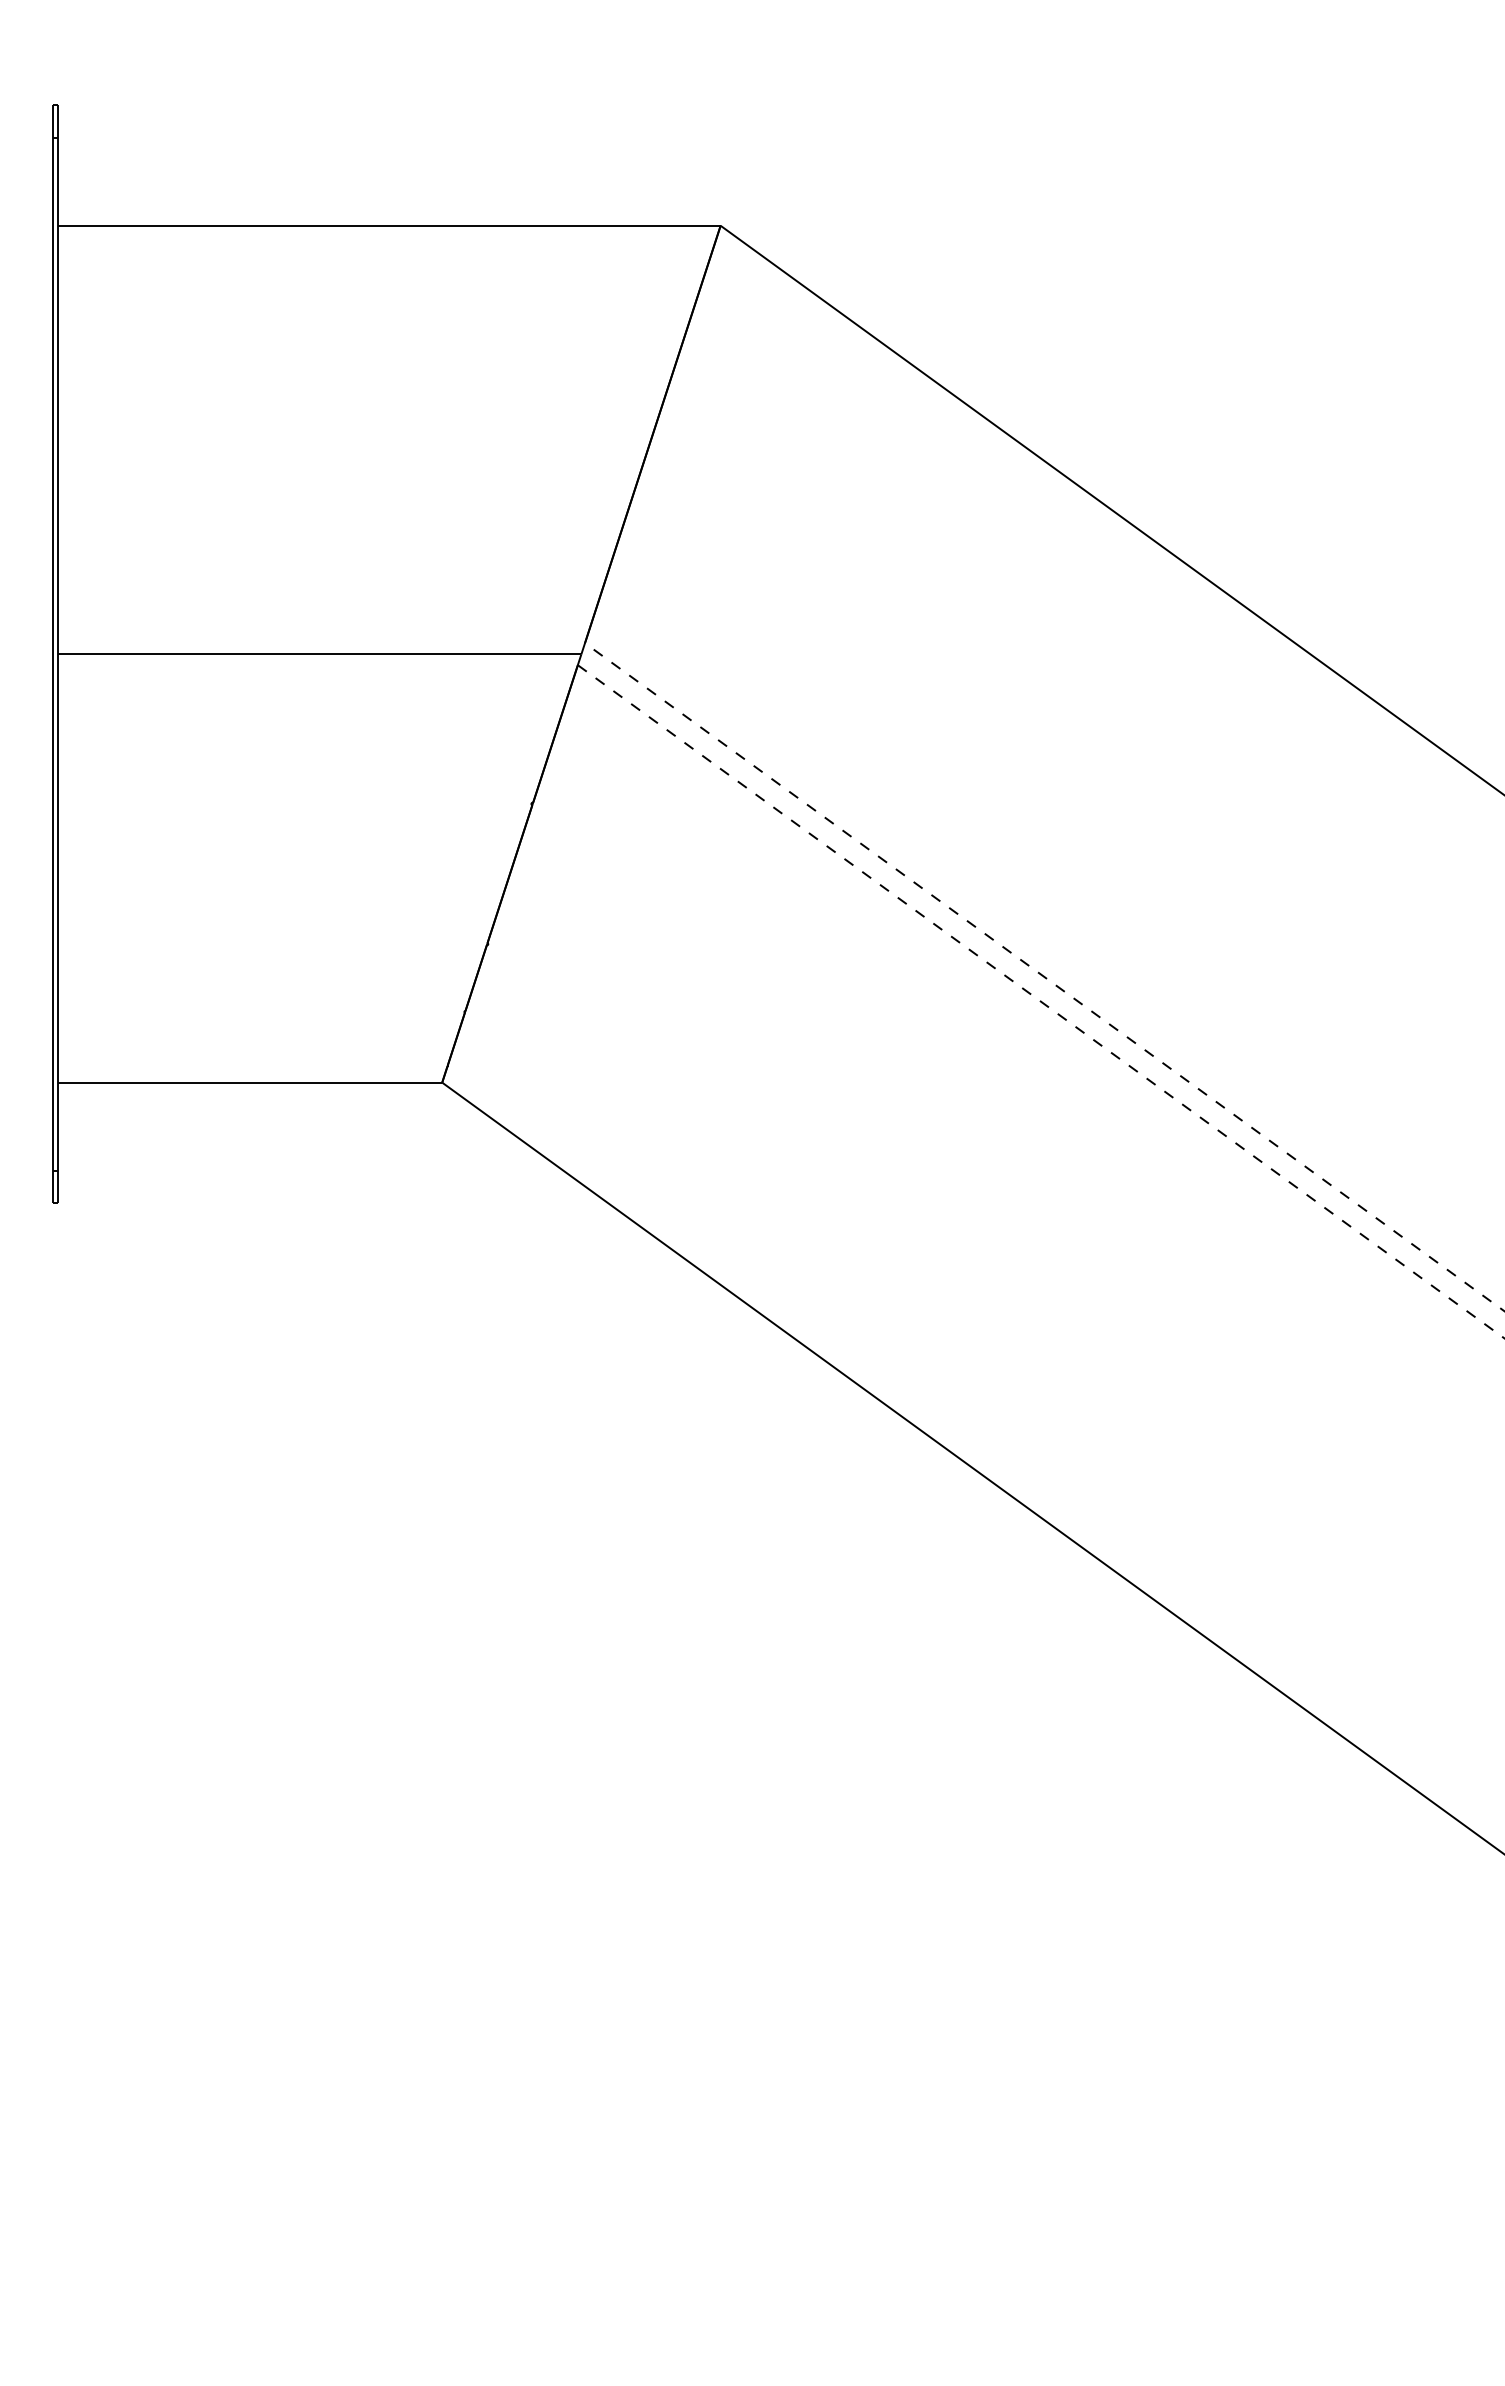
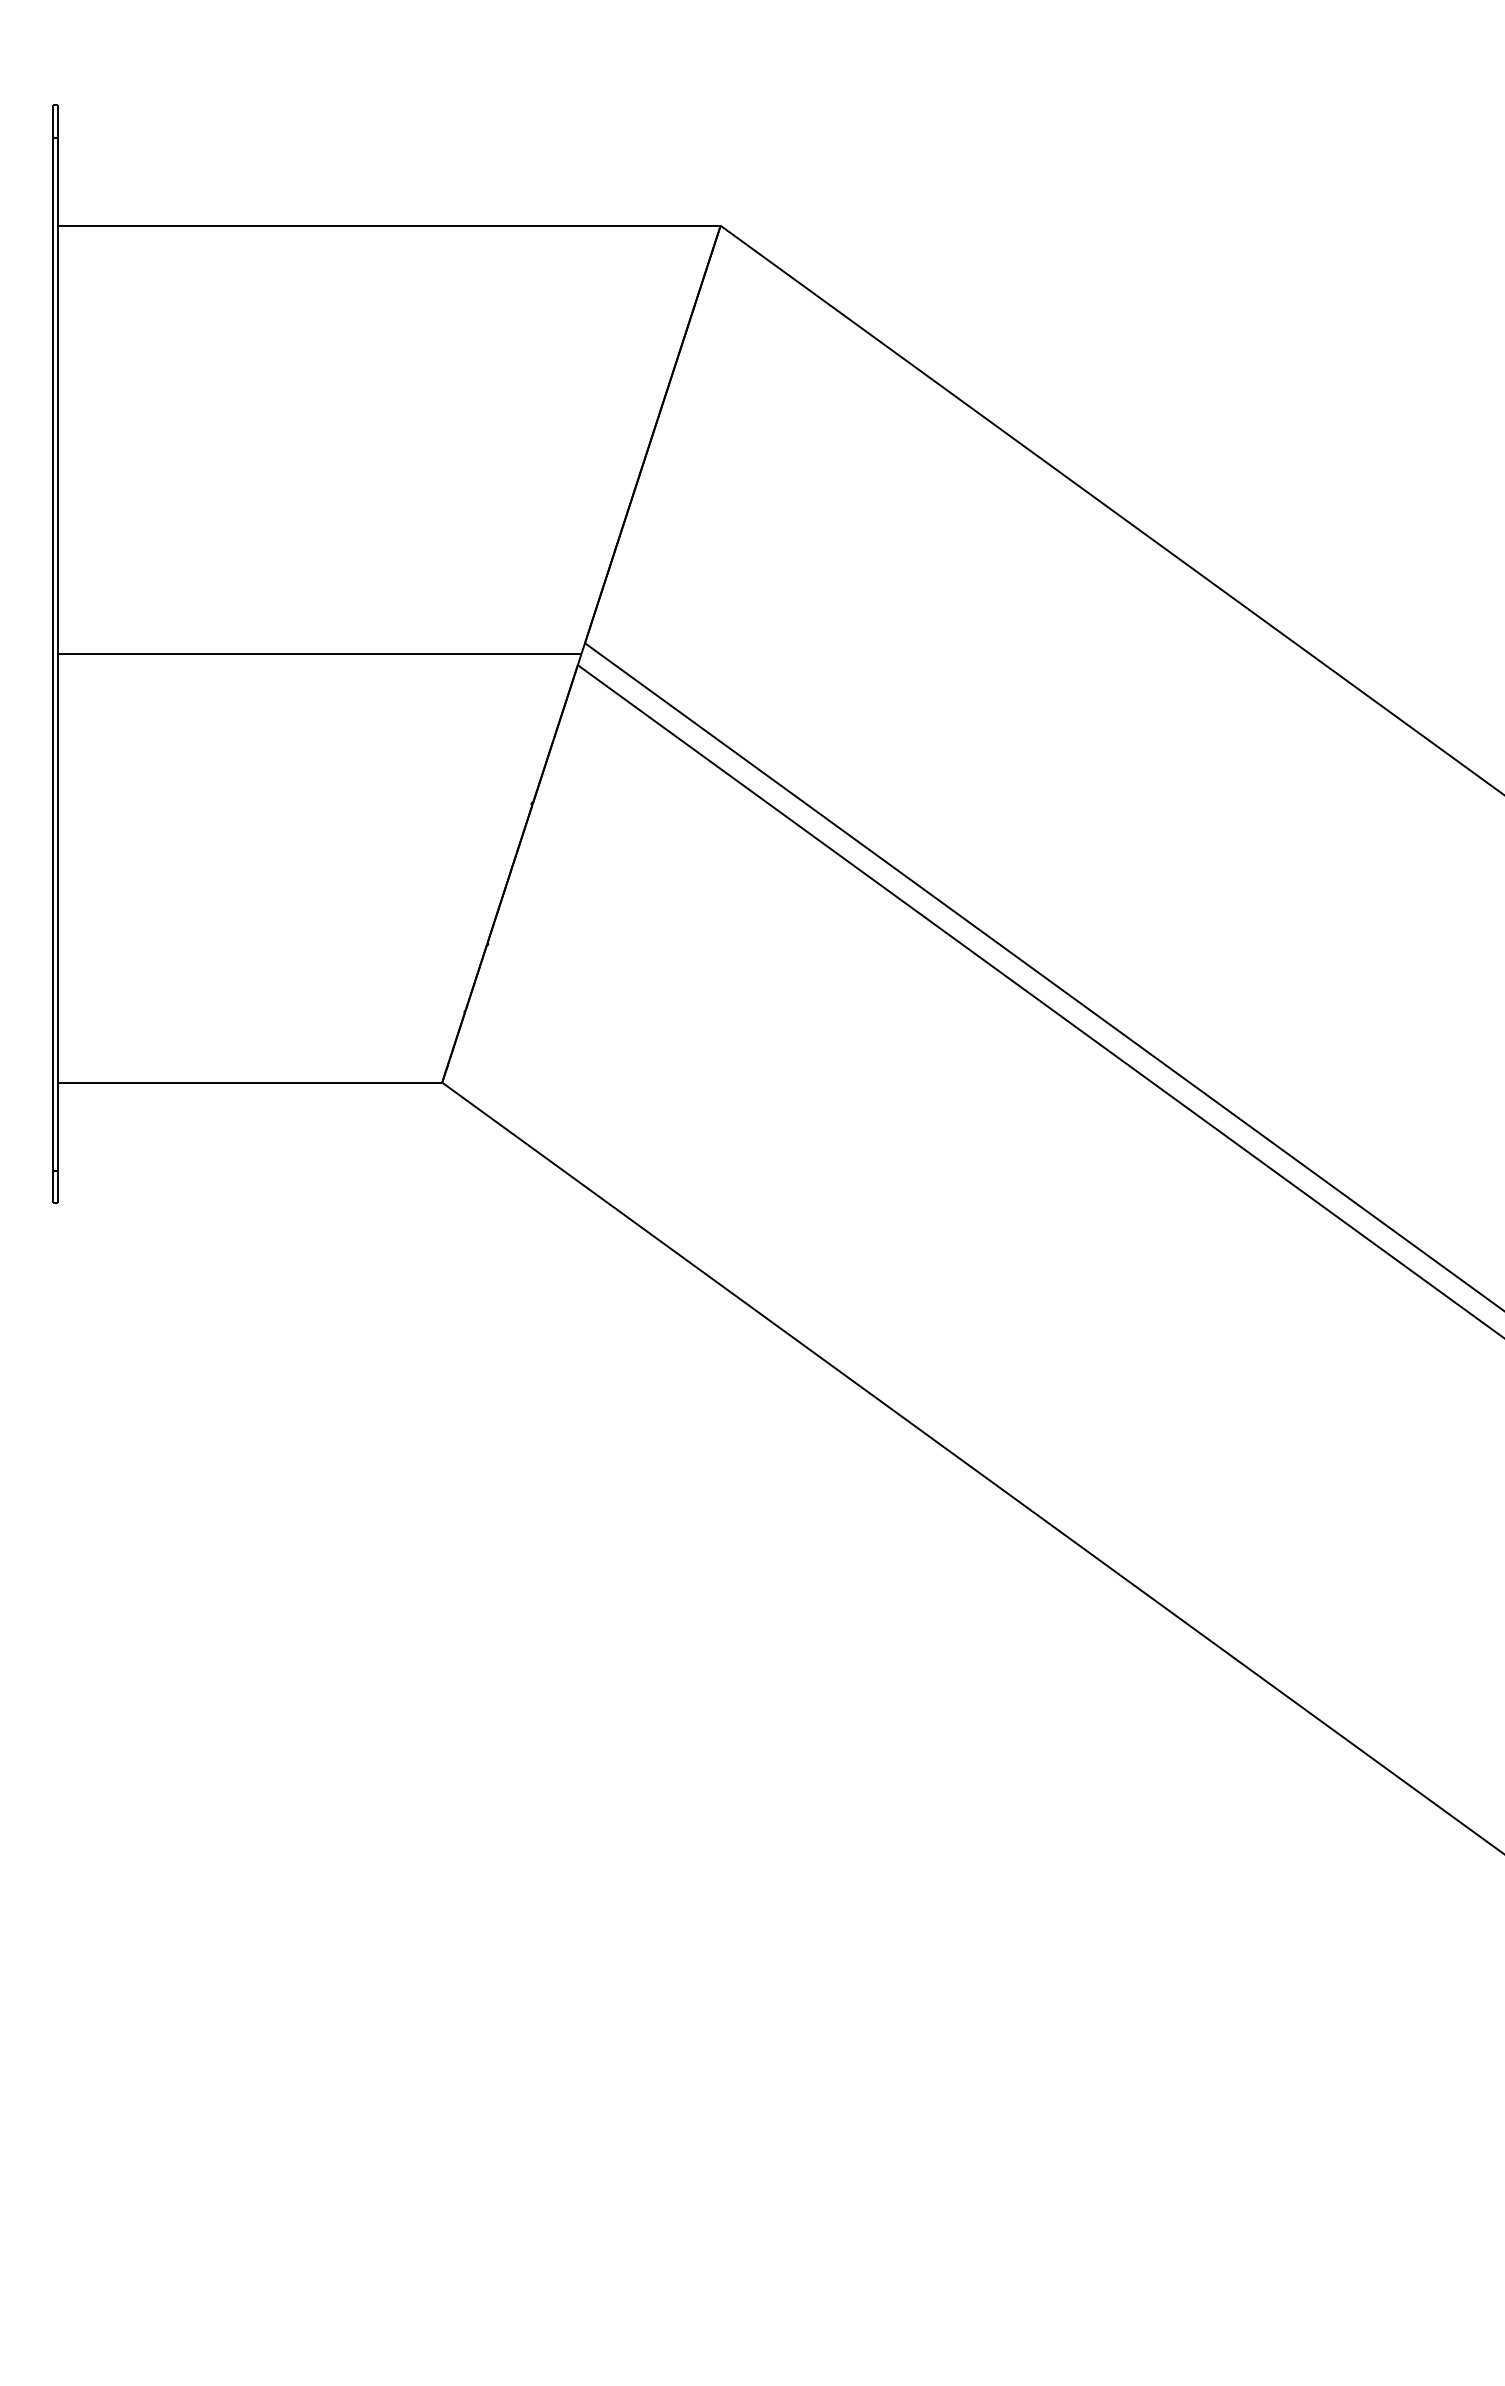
line: dashed -> solid (1044, 977)
line: dashed -> solid (1041, 1001)
